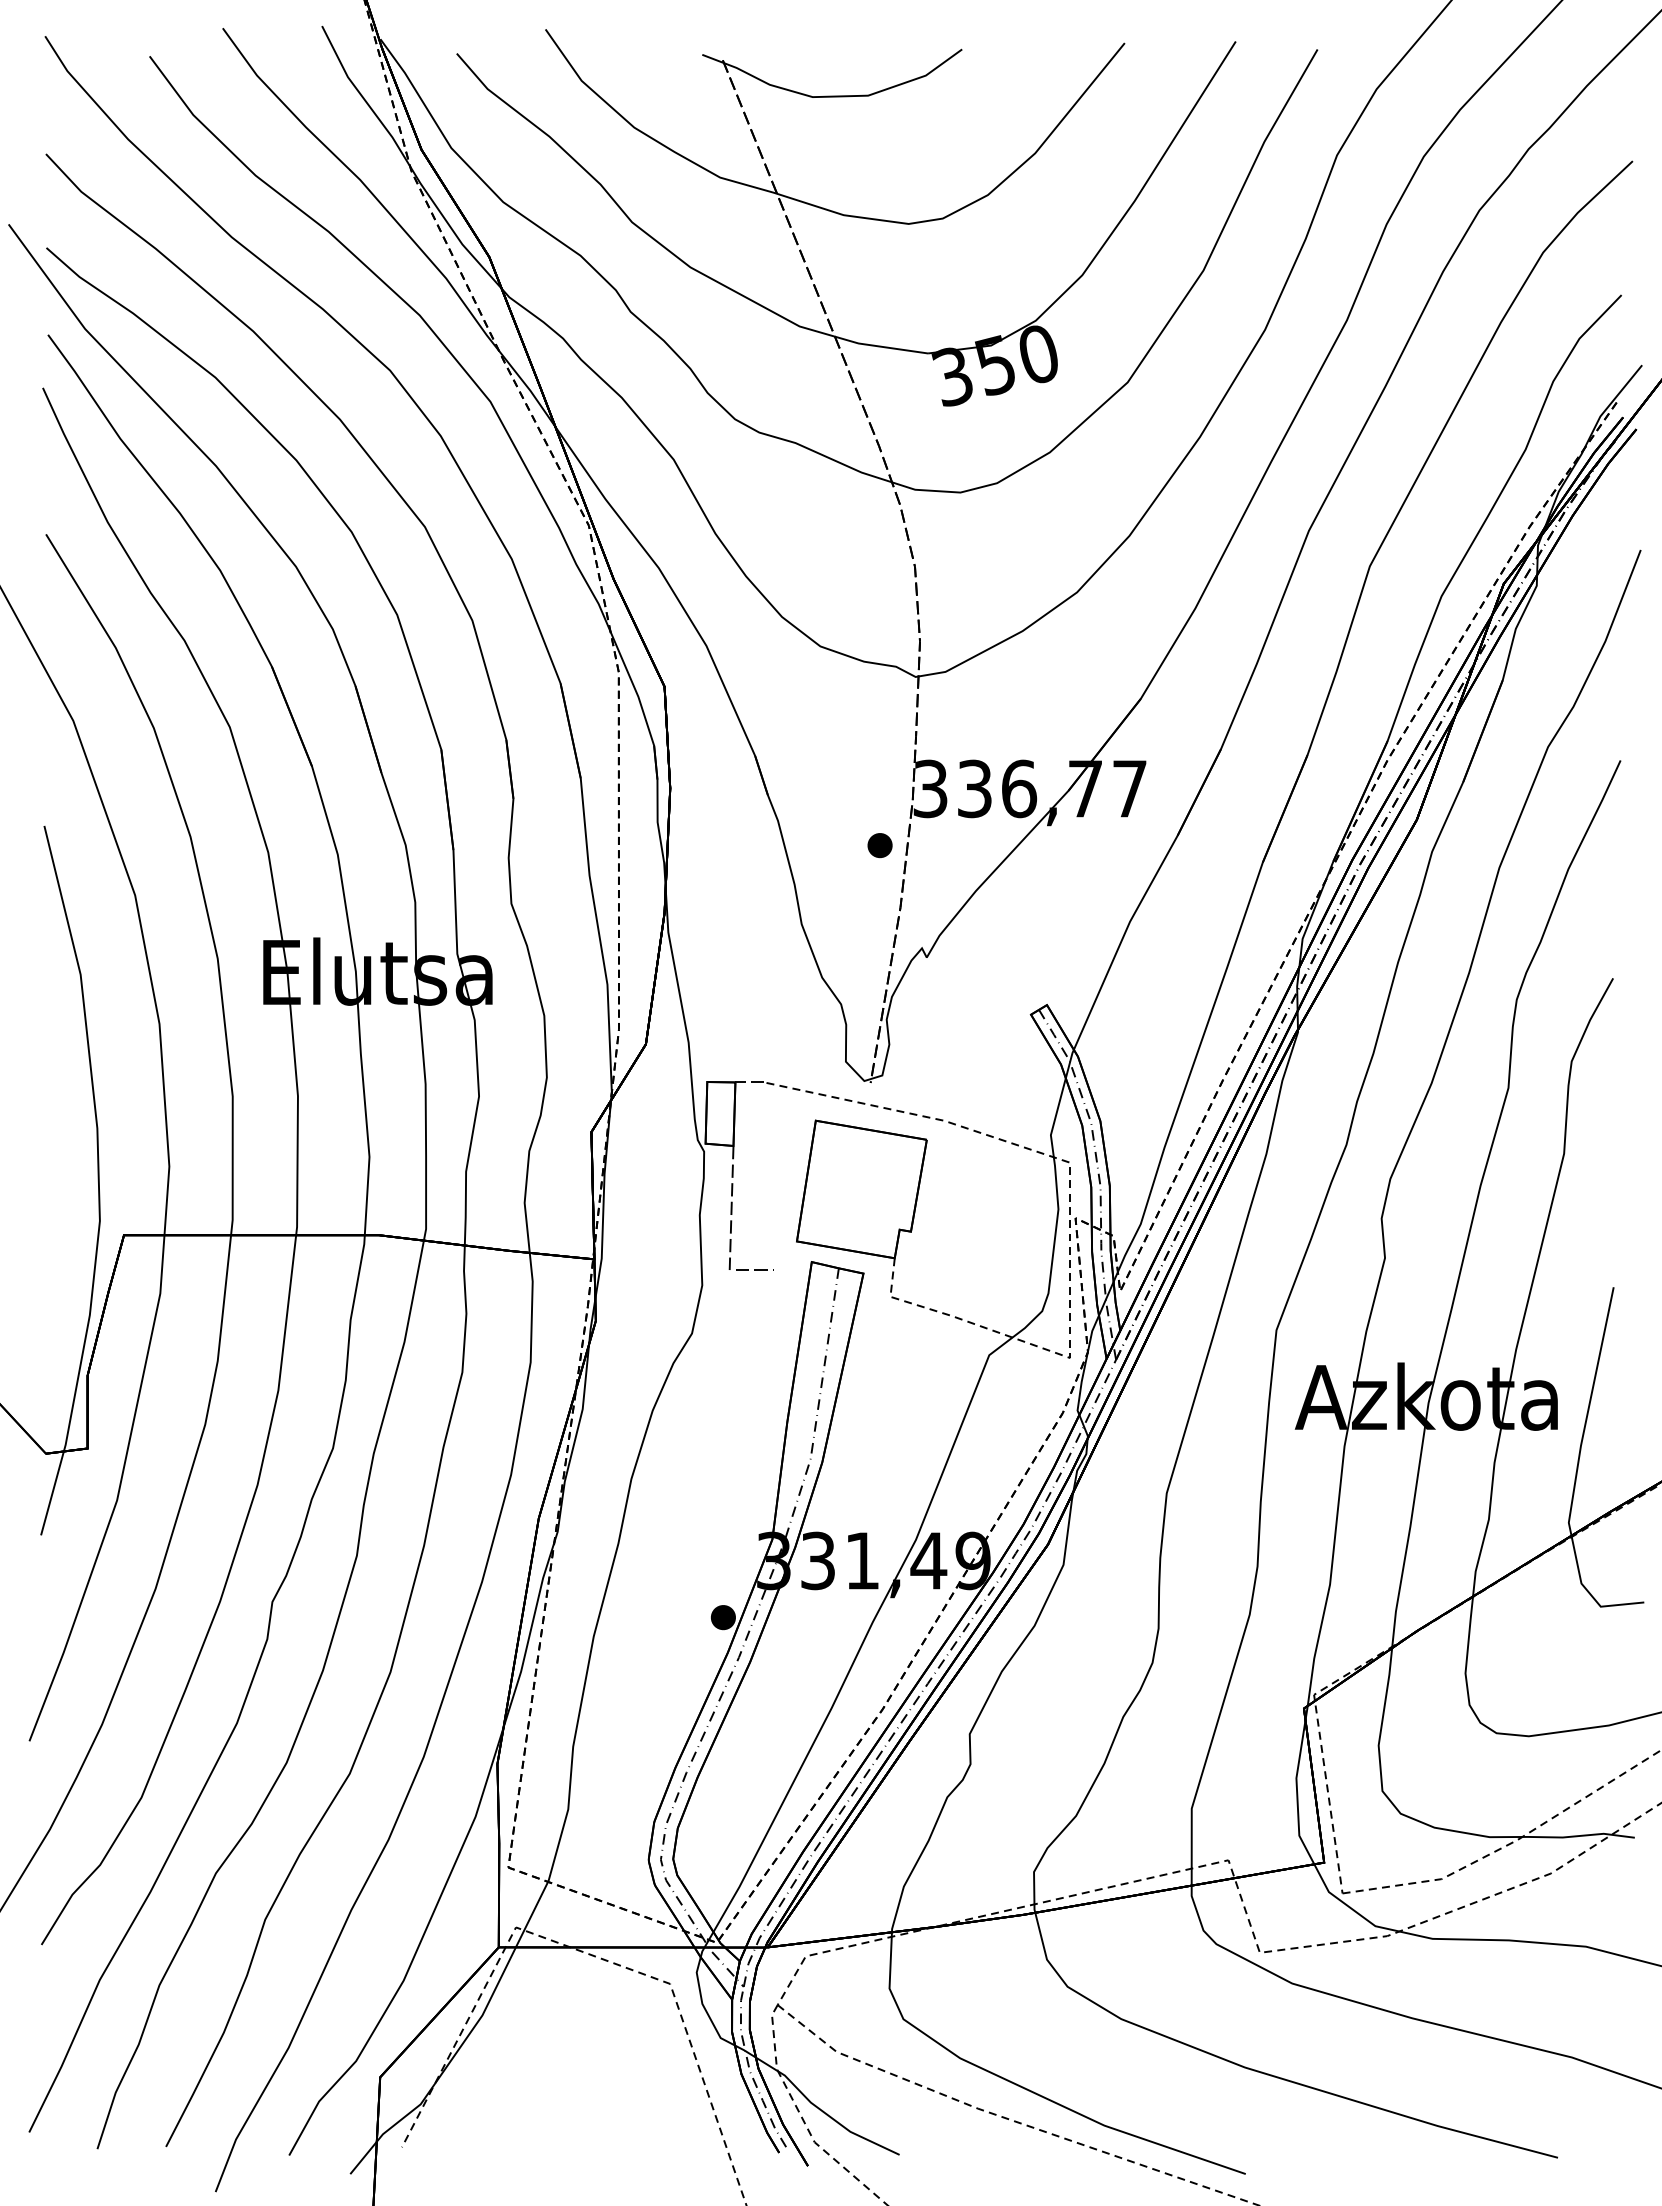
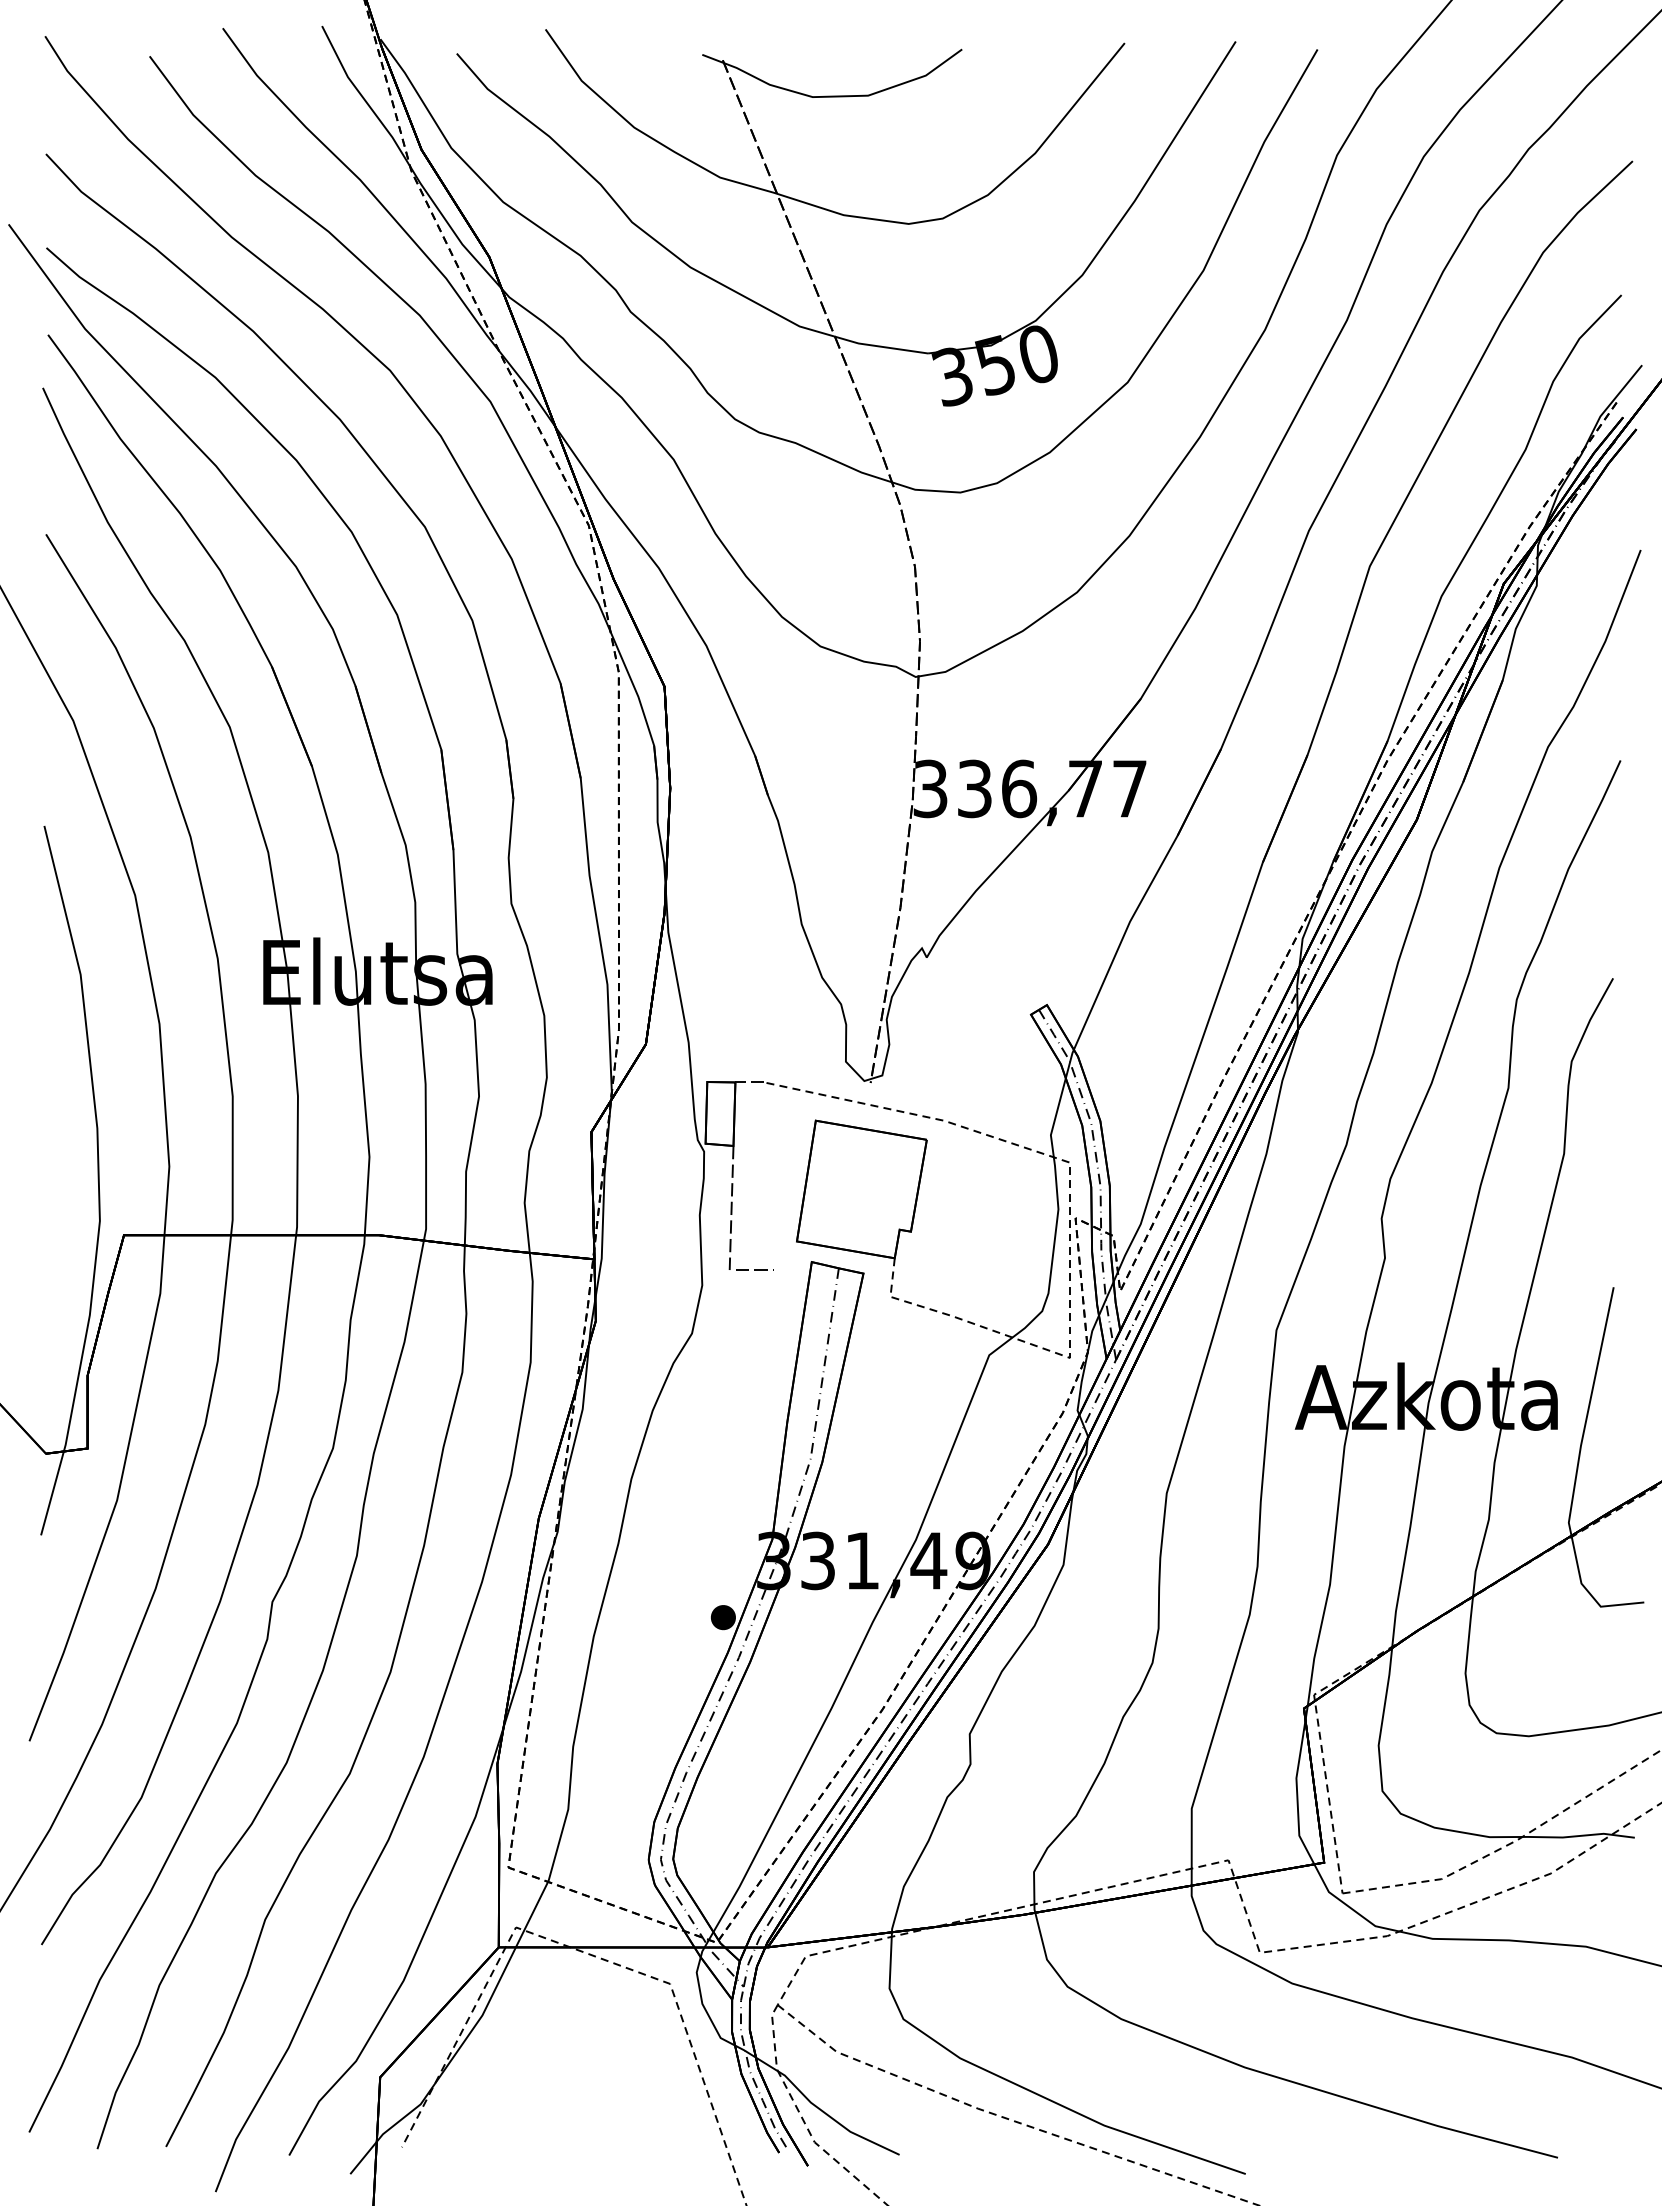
part: present -> none (879, 845)
